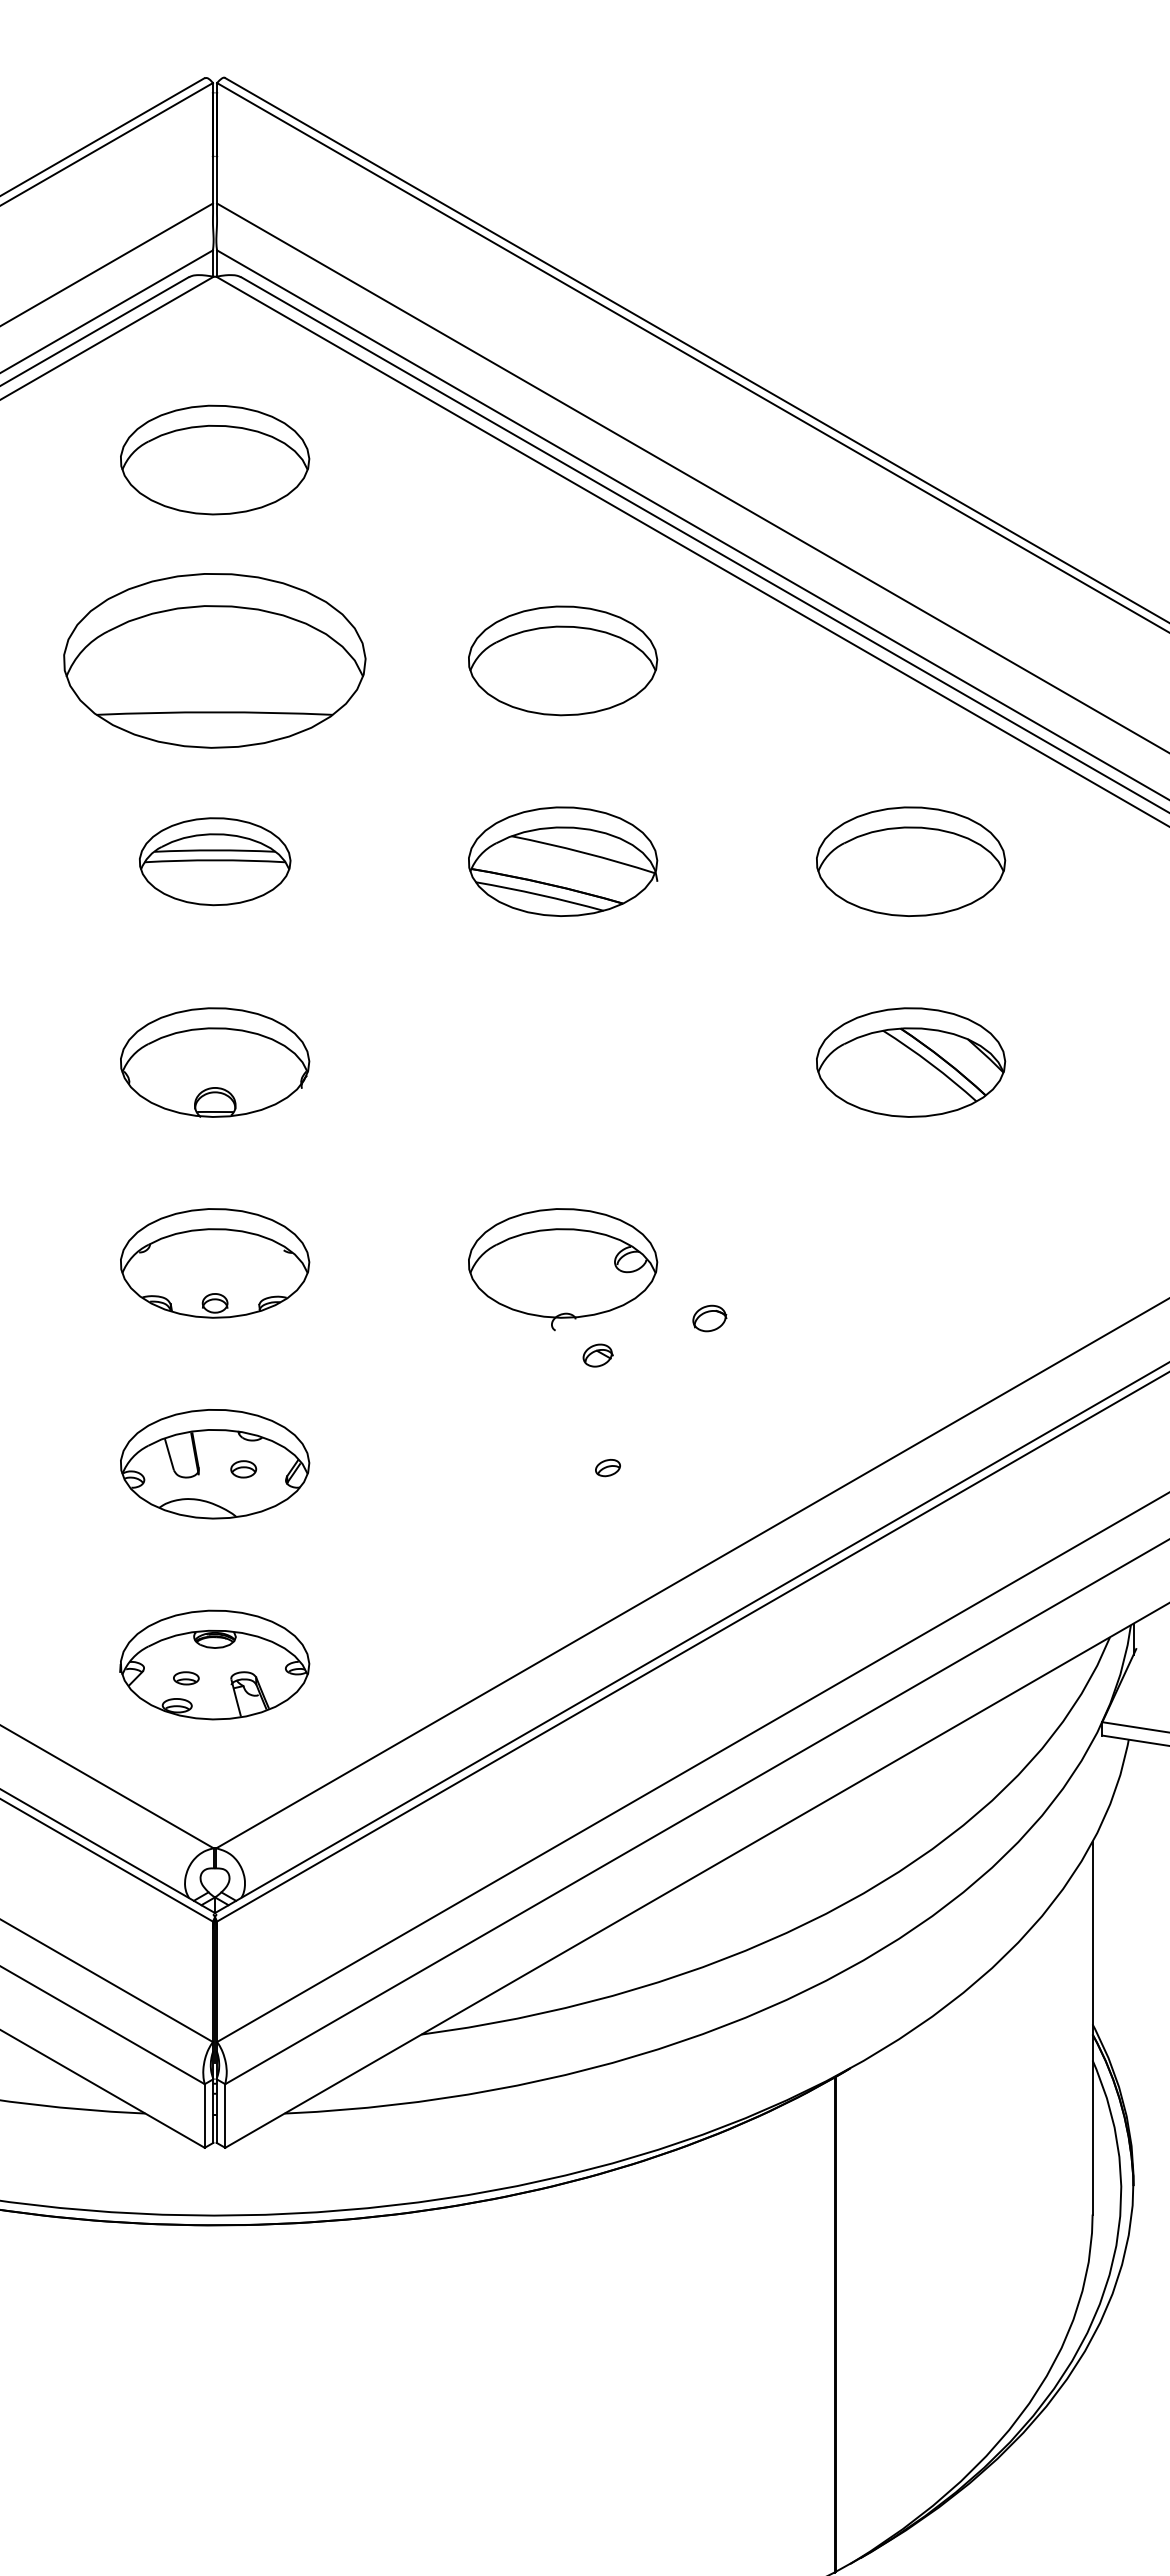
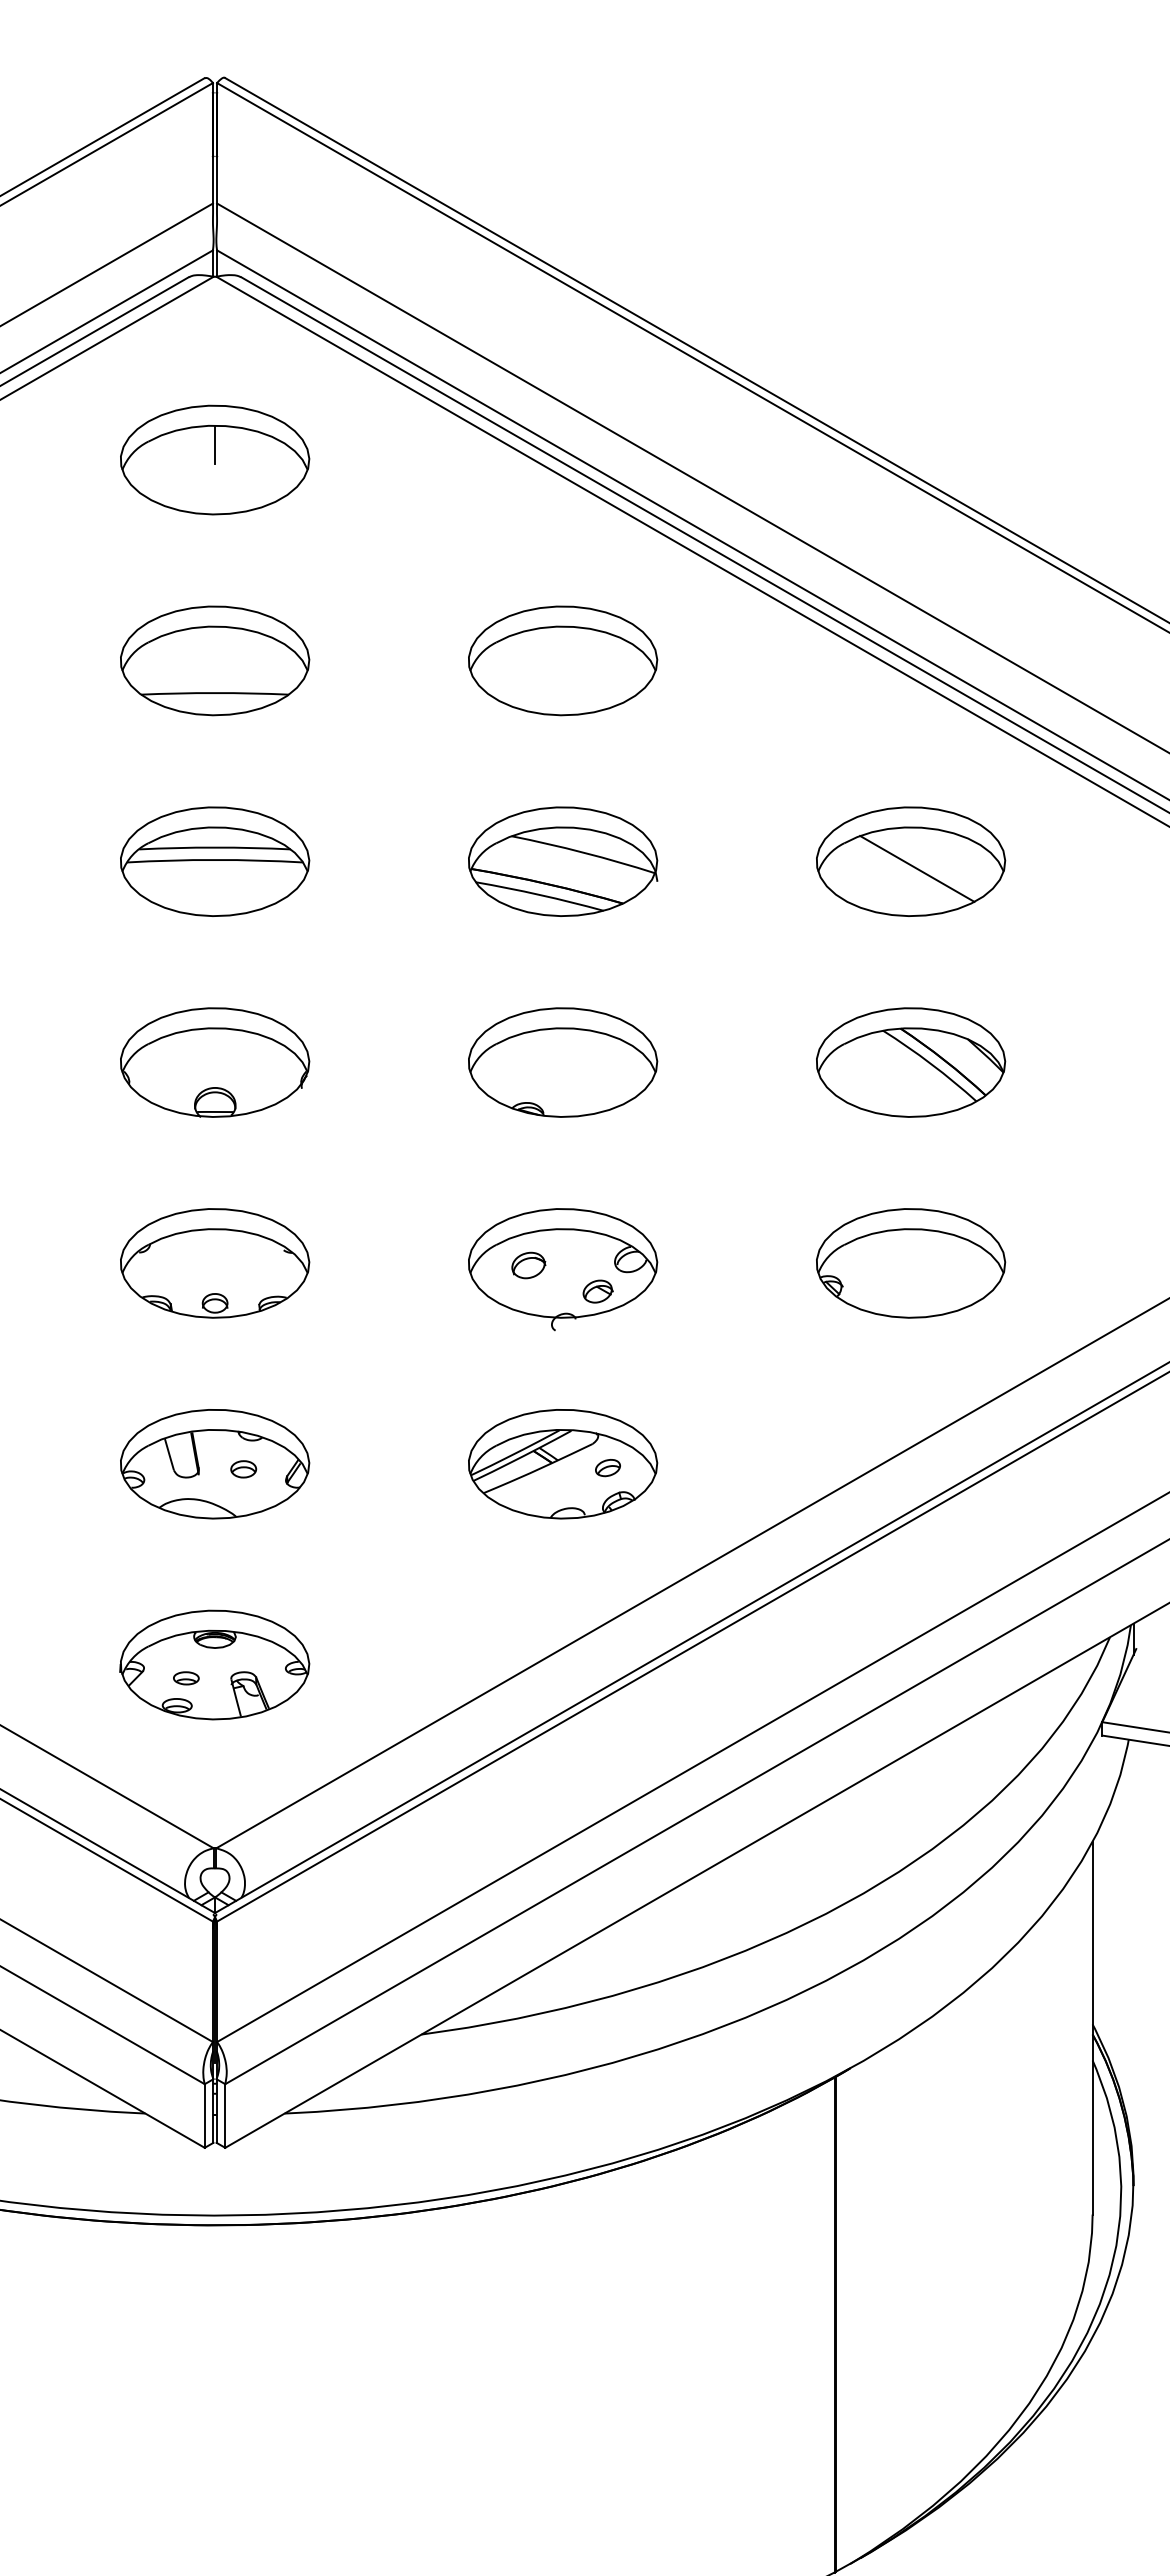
line: none -> present (215, 444)
part size: 304x176 px -> 191x112 px (215, 660)
part size: 153x90 px -> 191x111 px (215, 861)
line: none -> present (917, 868)
part: none -> present (563, 1062)
part: none -> present (911, 1263)
part position: (709, 1318) -> (528, 1265) (528, 1265)
part position: (597, 1355) -> (597, 1291) (597, 1291)
part: none -> present (563, 1464)
